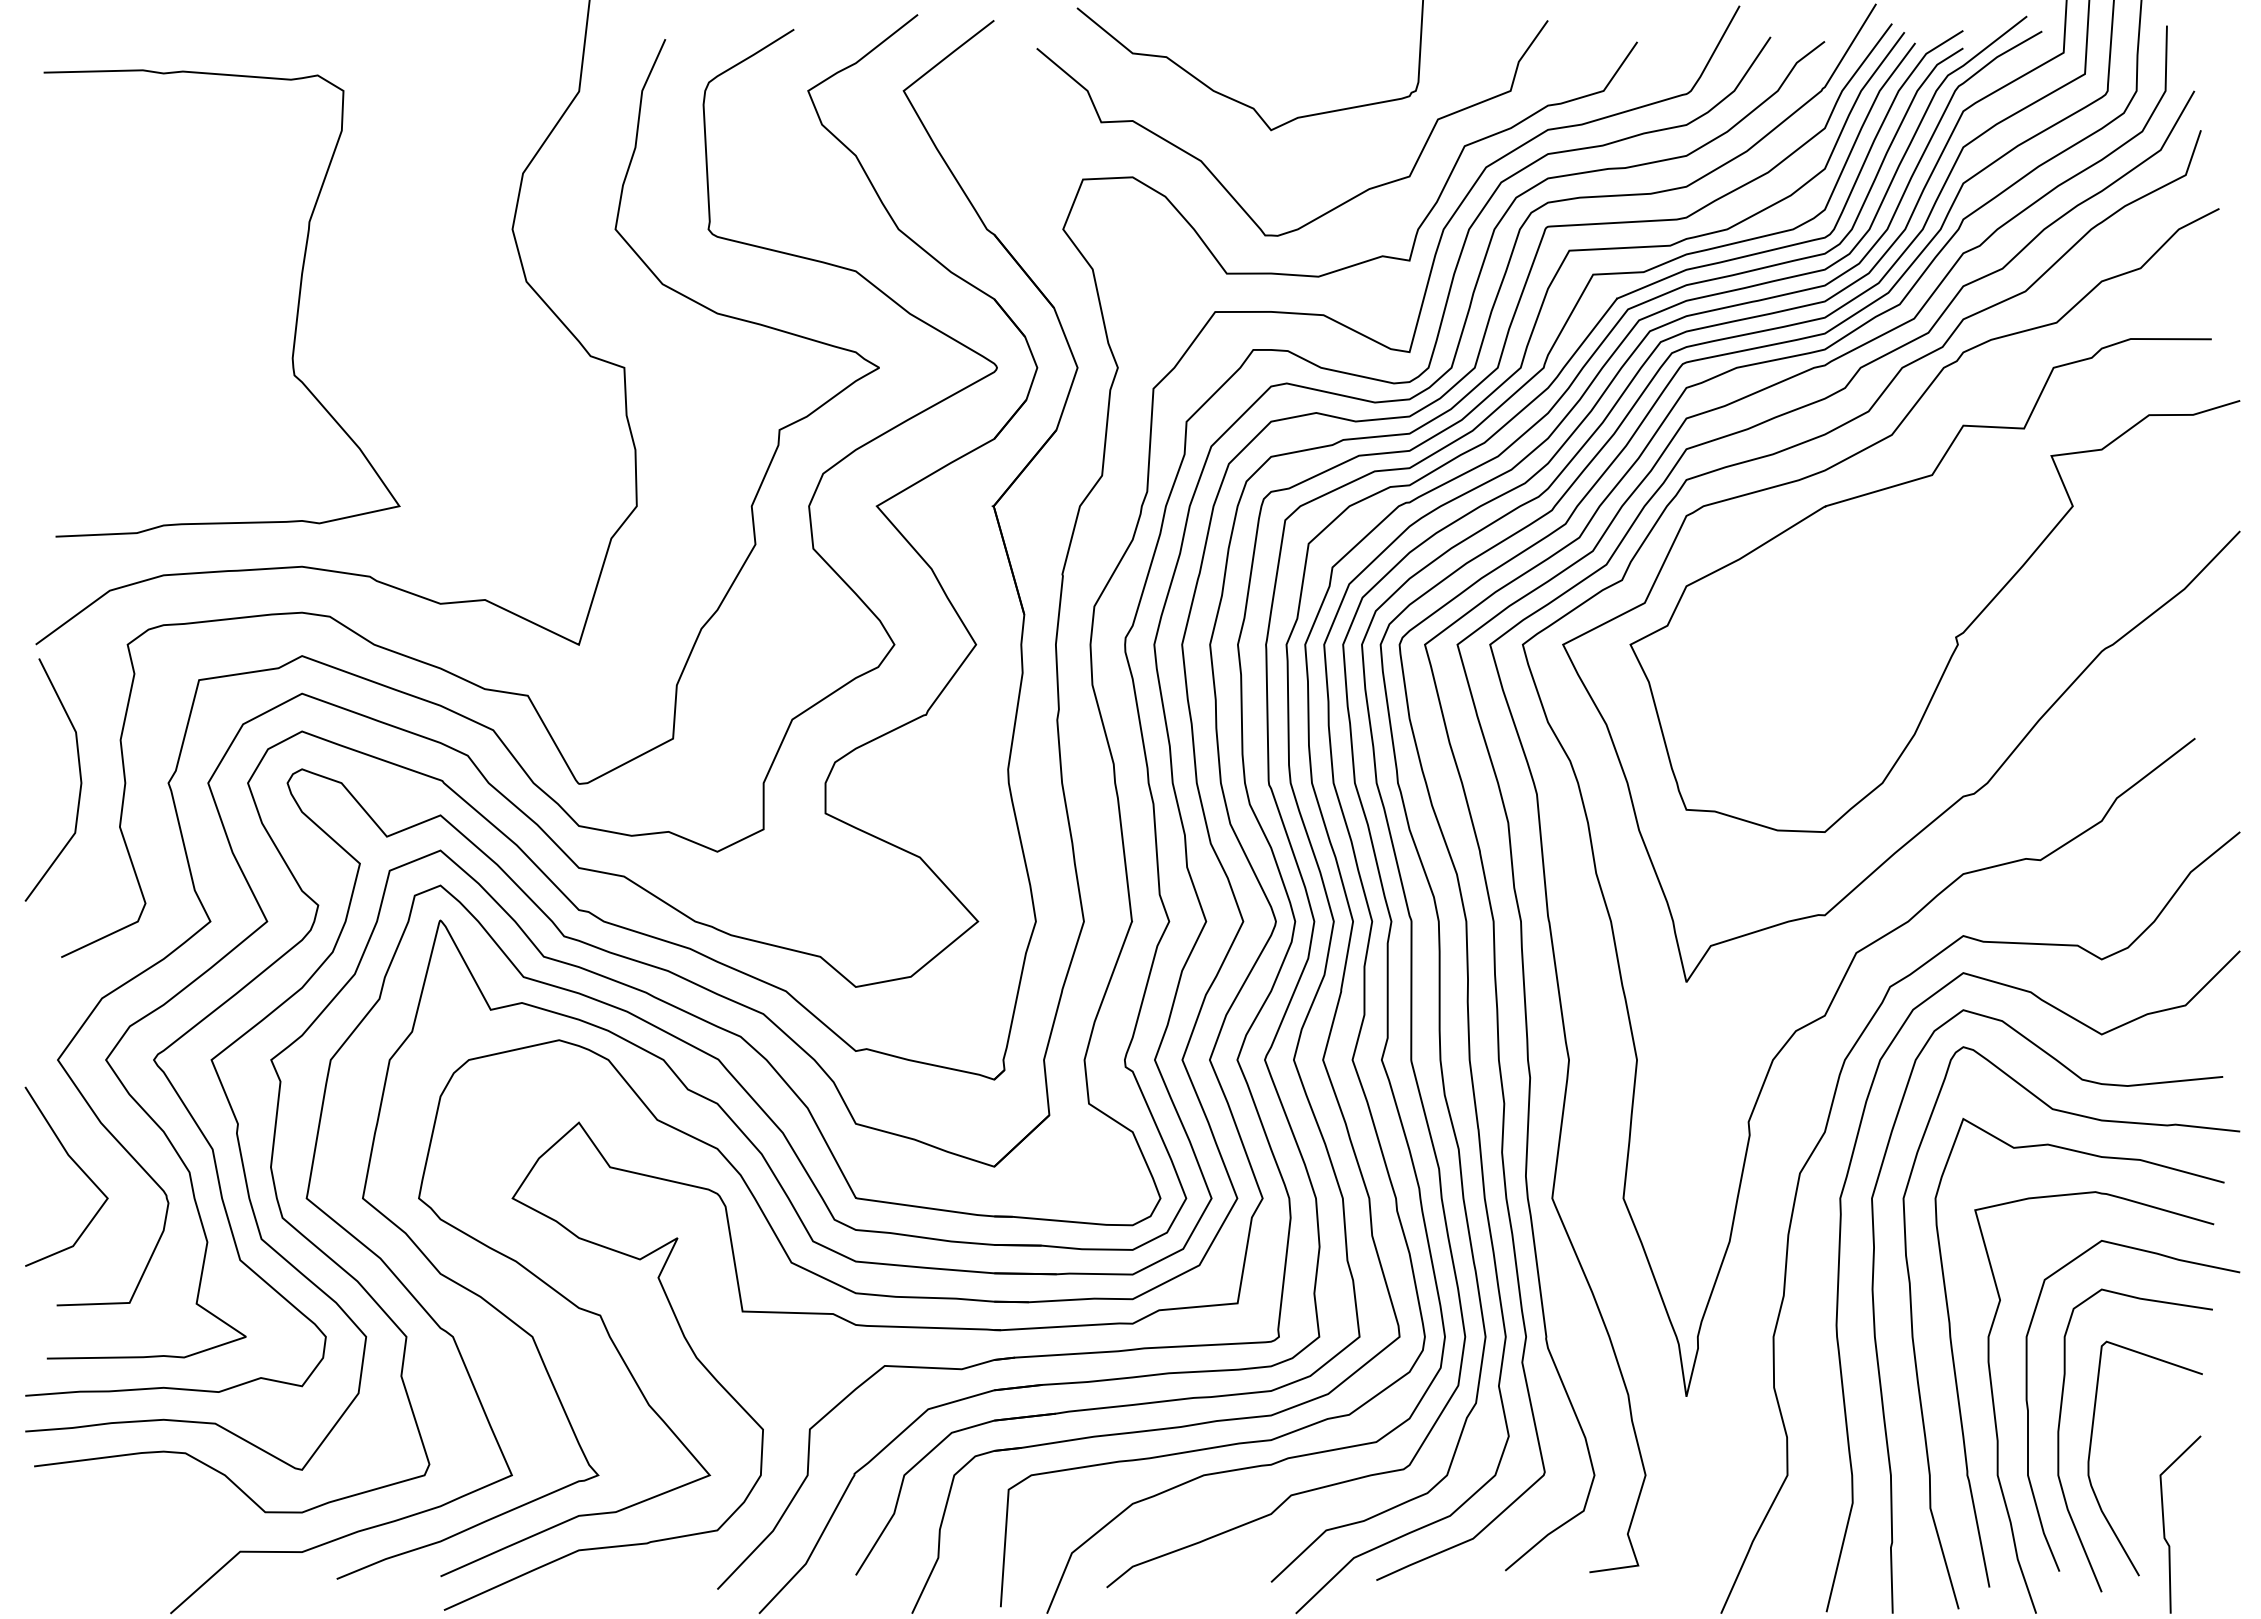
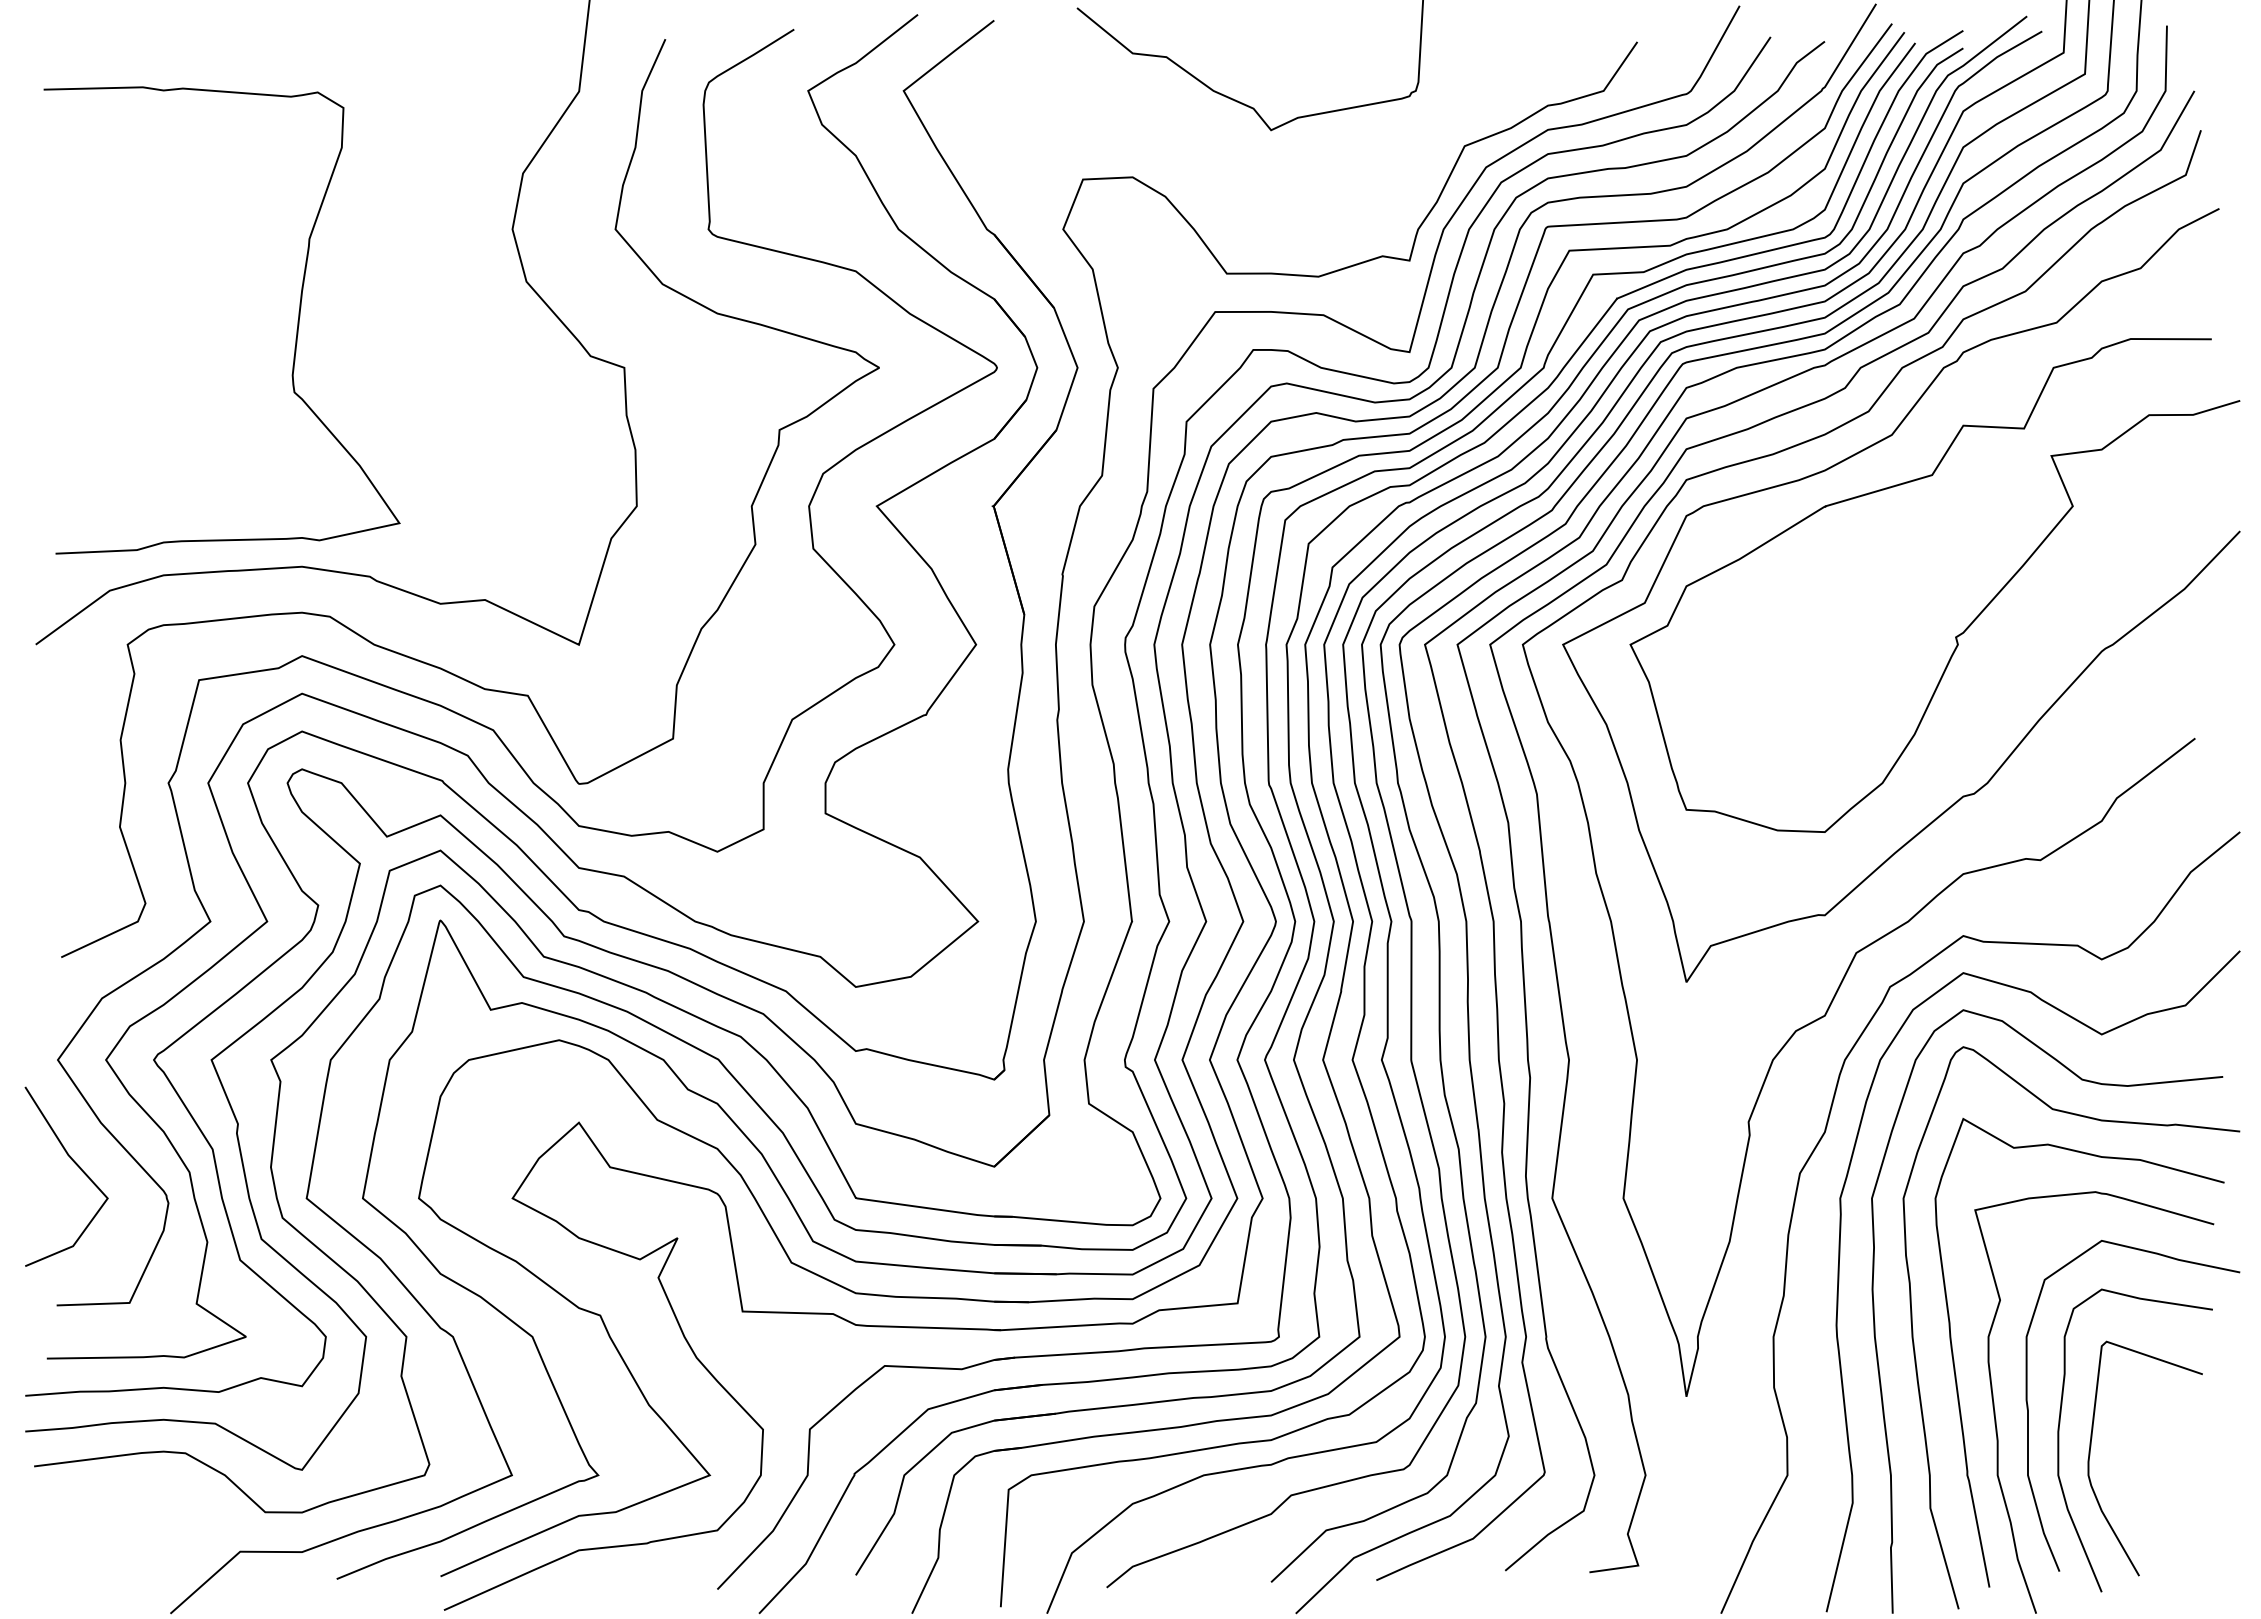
curve: present -> none (1227, 189)
curve position: (296, 312) -> (296, 329) (296, 329)
line: present -> none (79, 776)
line: present -> none (2164, 1524)
